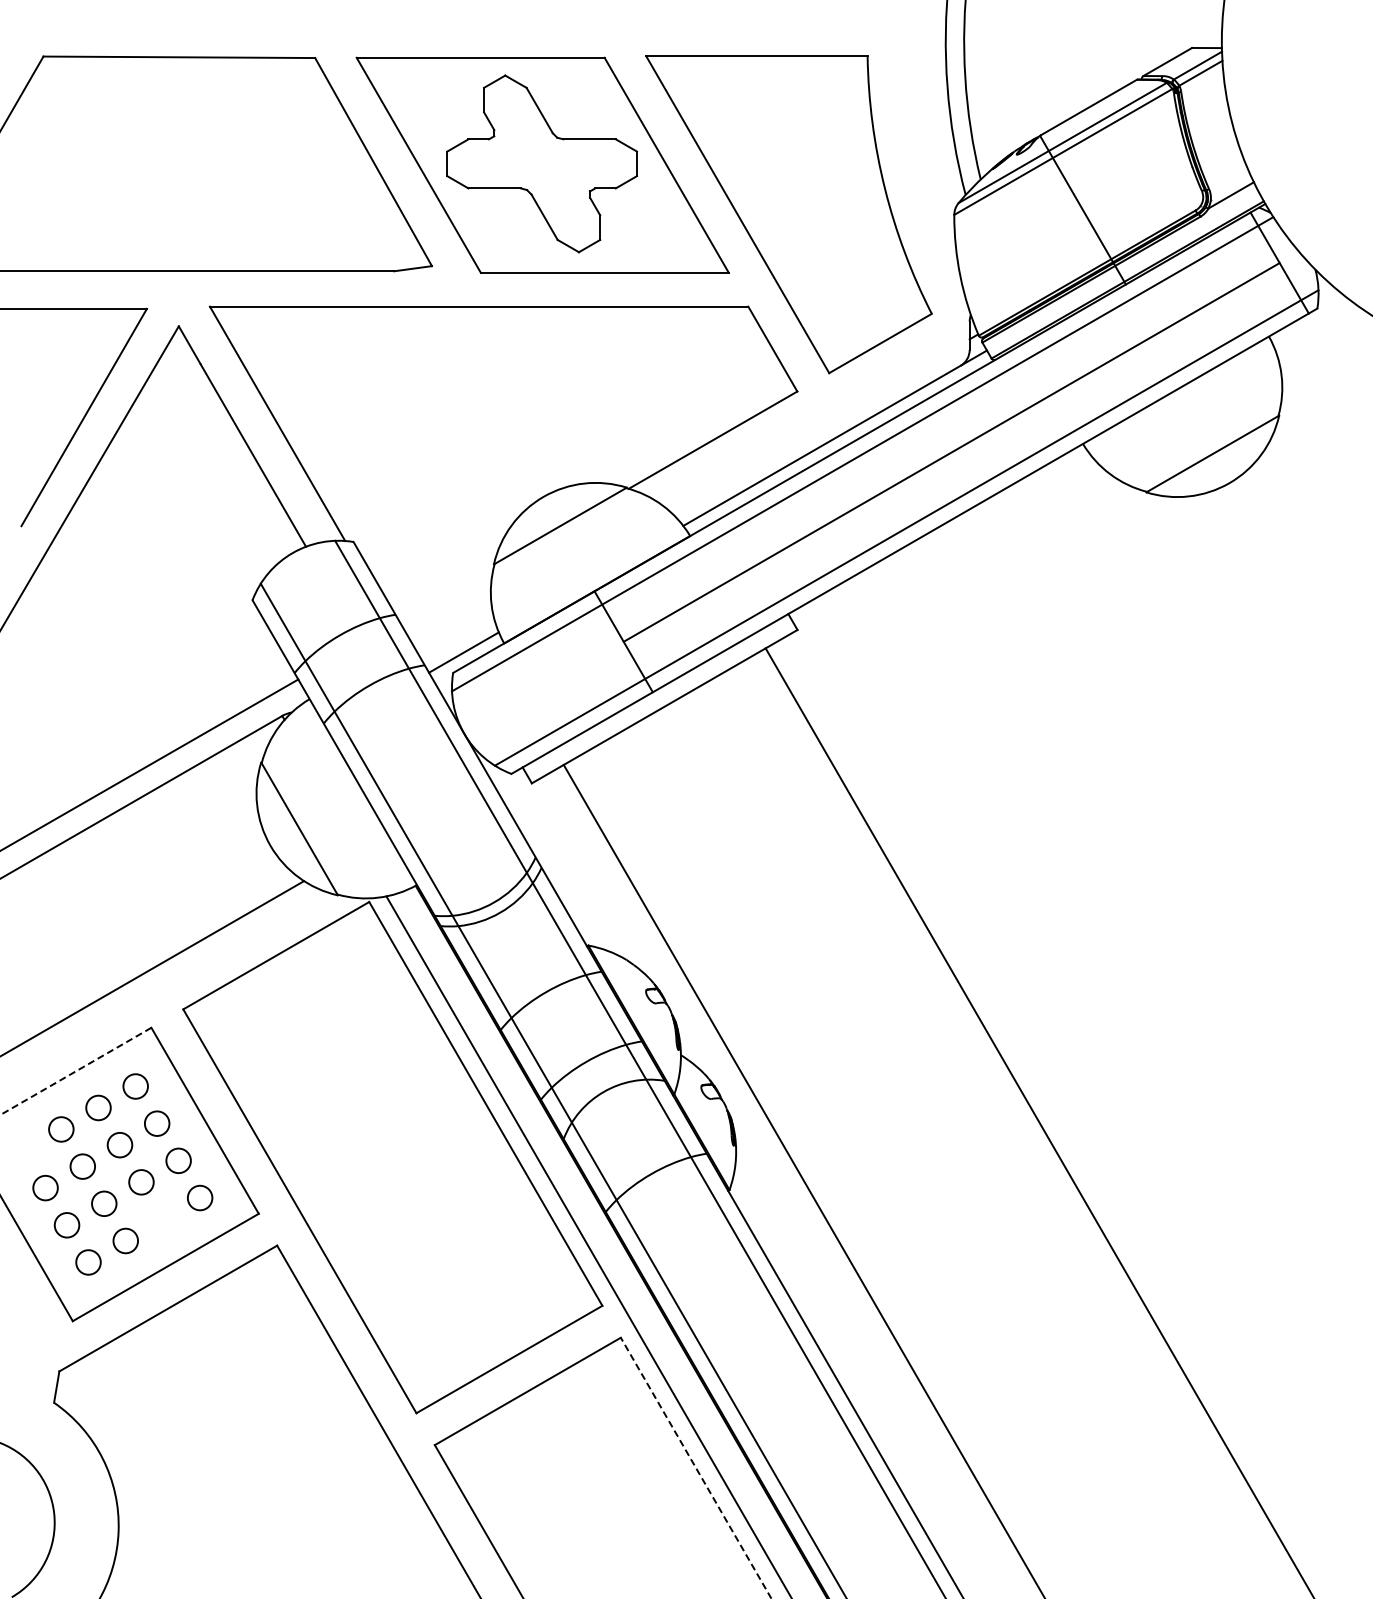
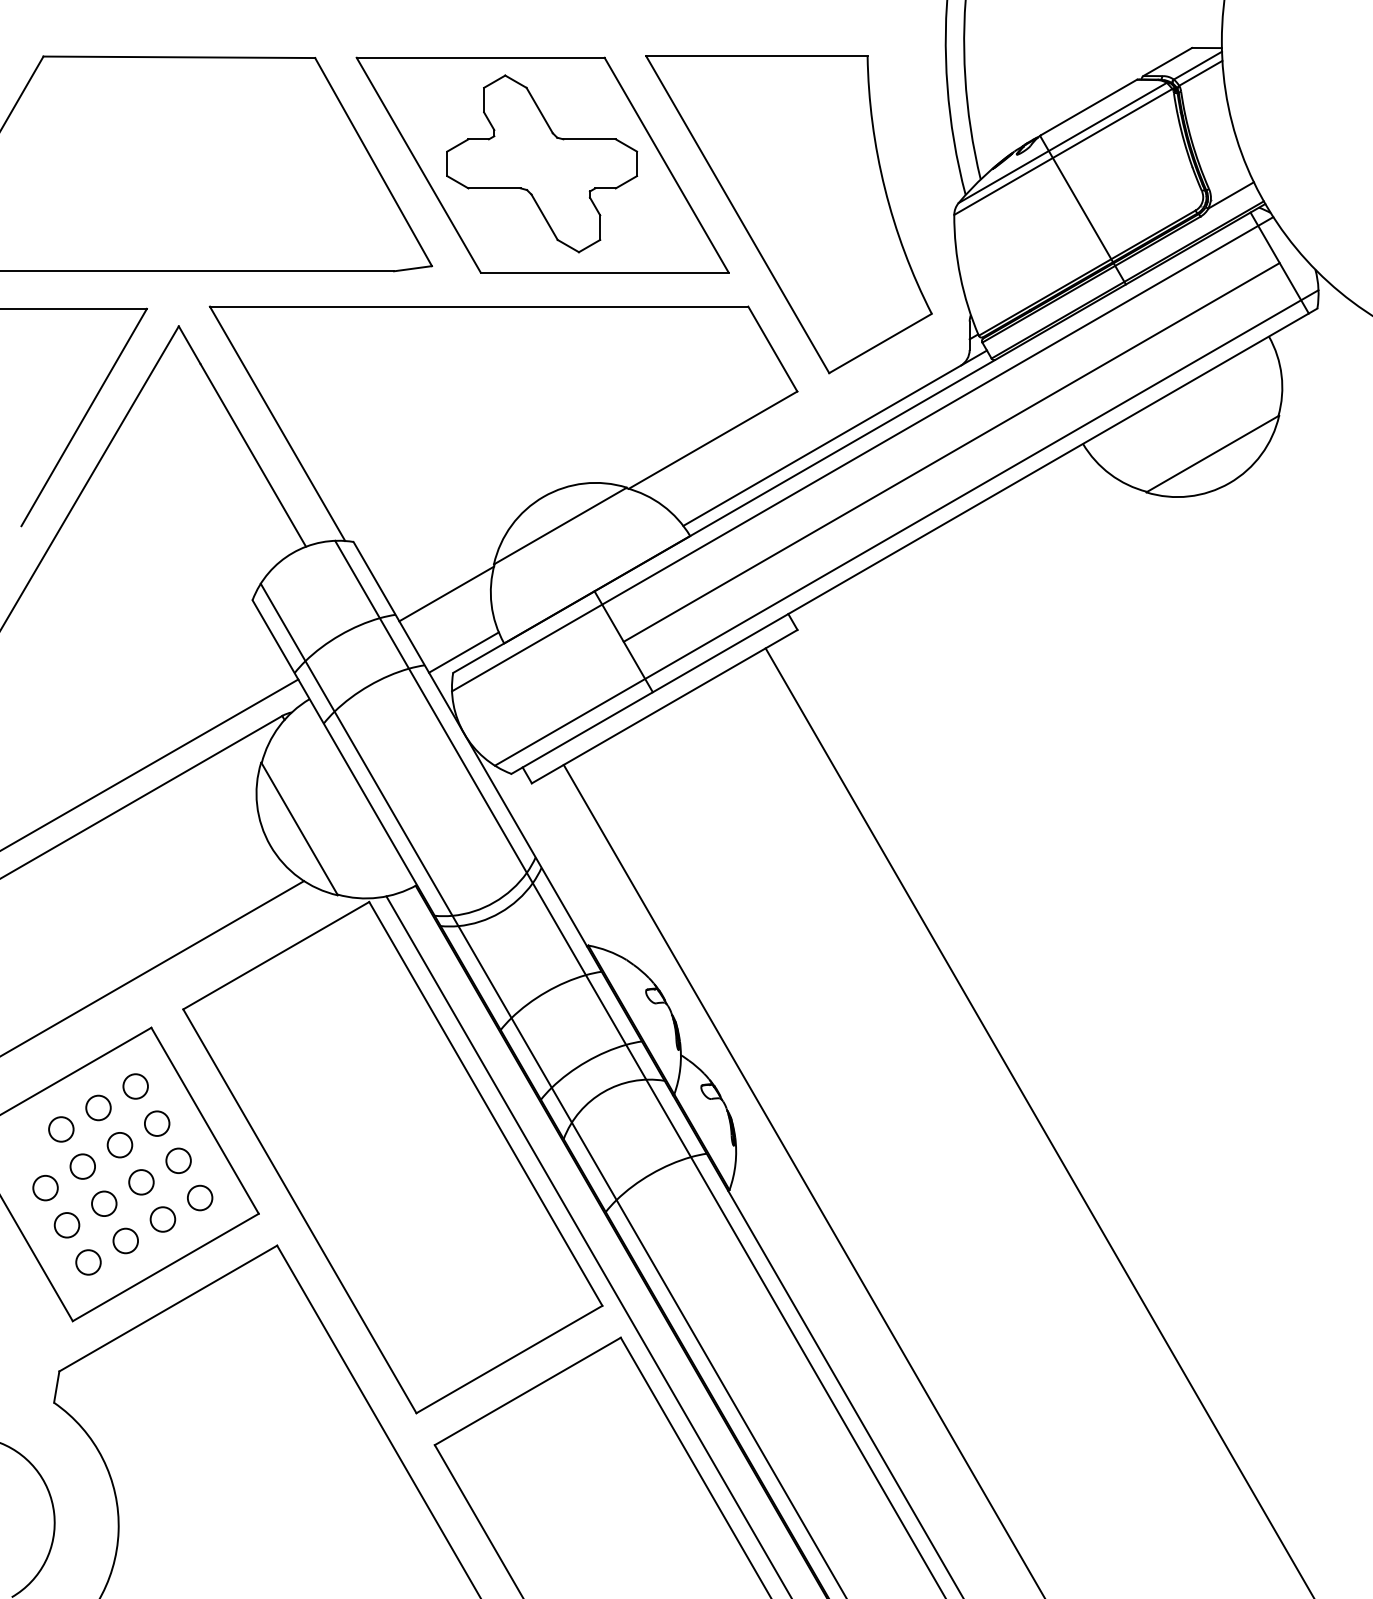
line: none -> present (446, 593)
line: dashed -> solid (75, 1071)
circle: none -> present (162, 1219)
line: dashed -> solid (696, 1468)
